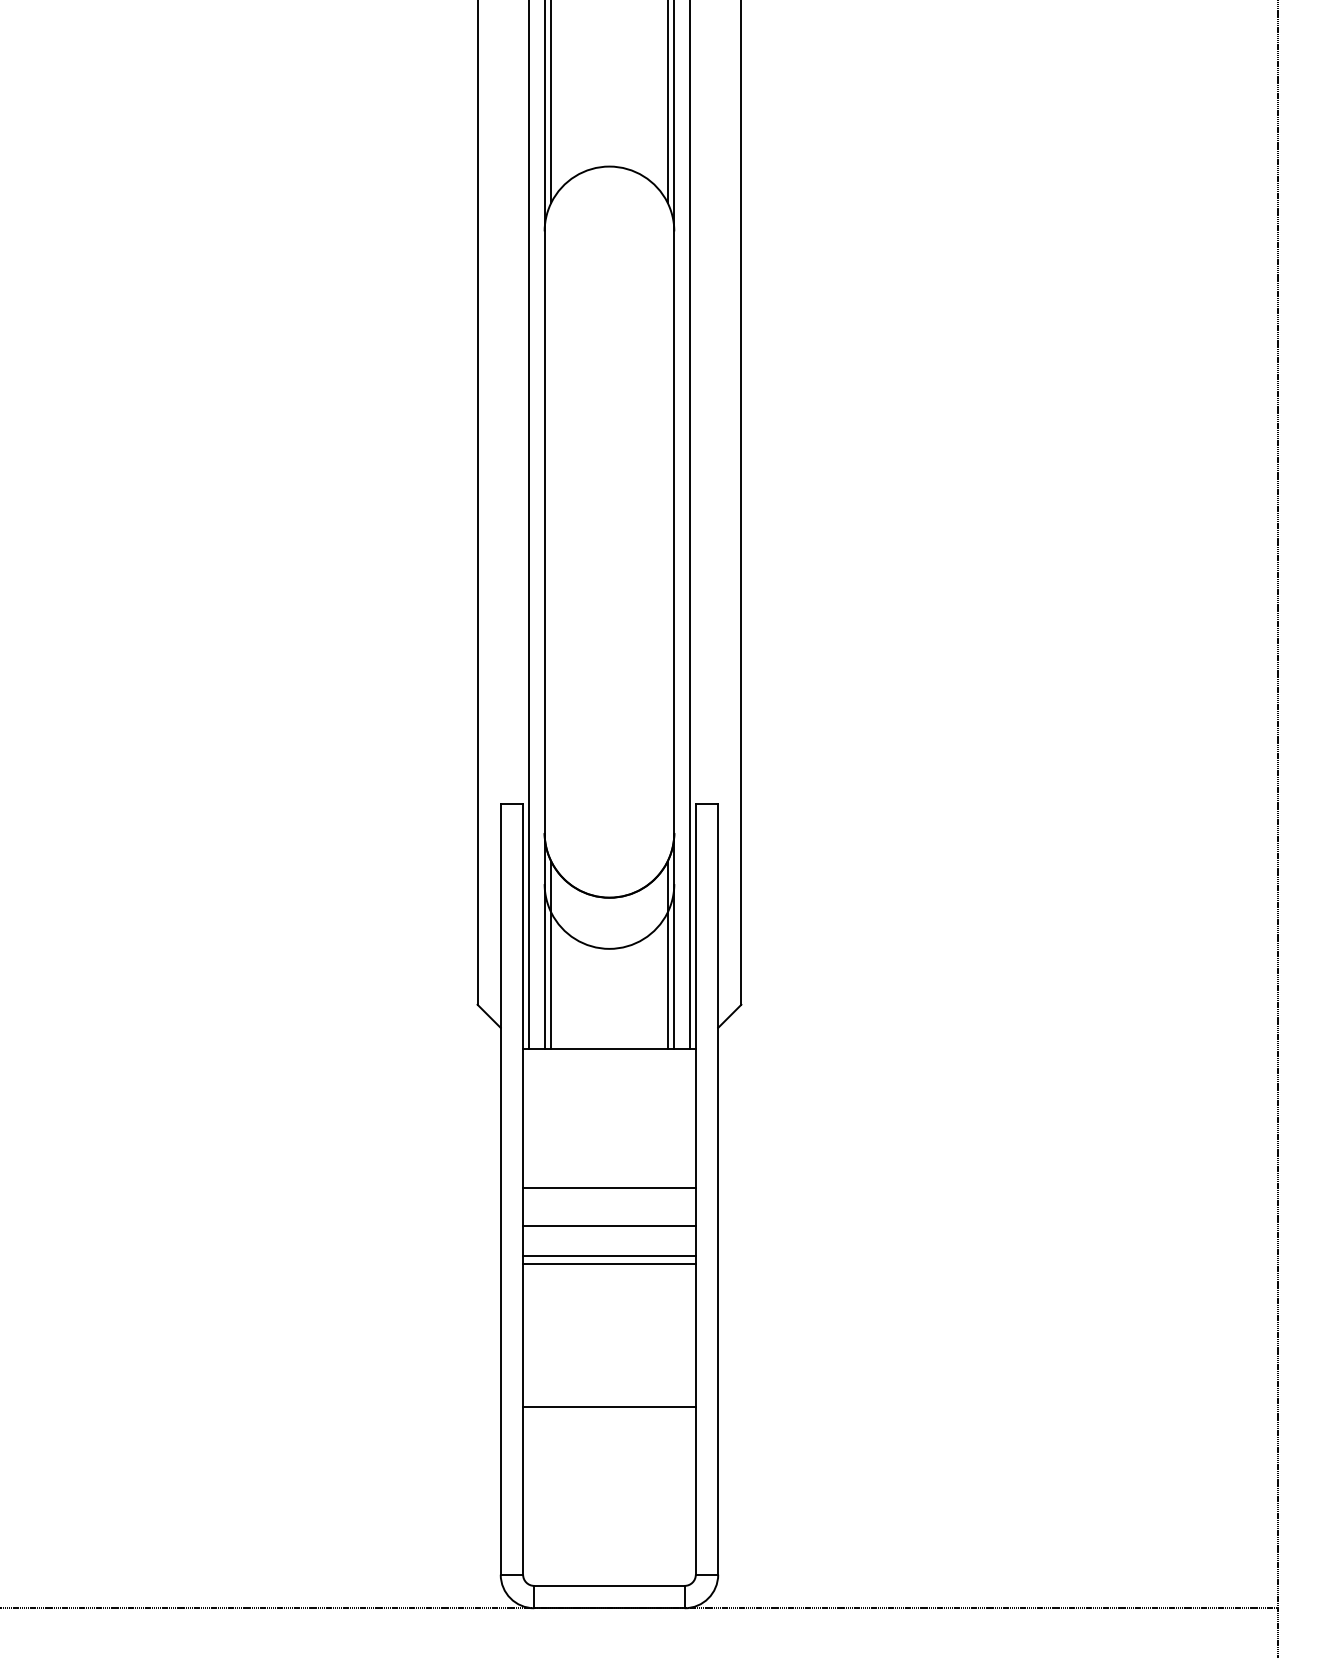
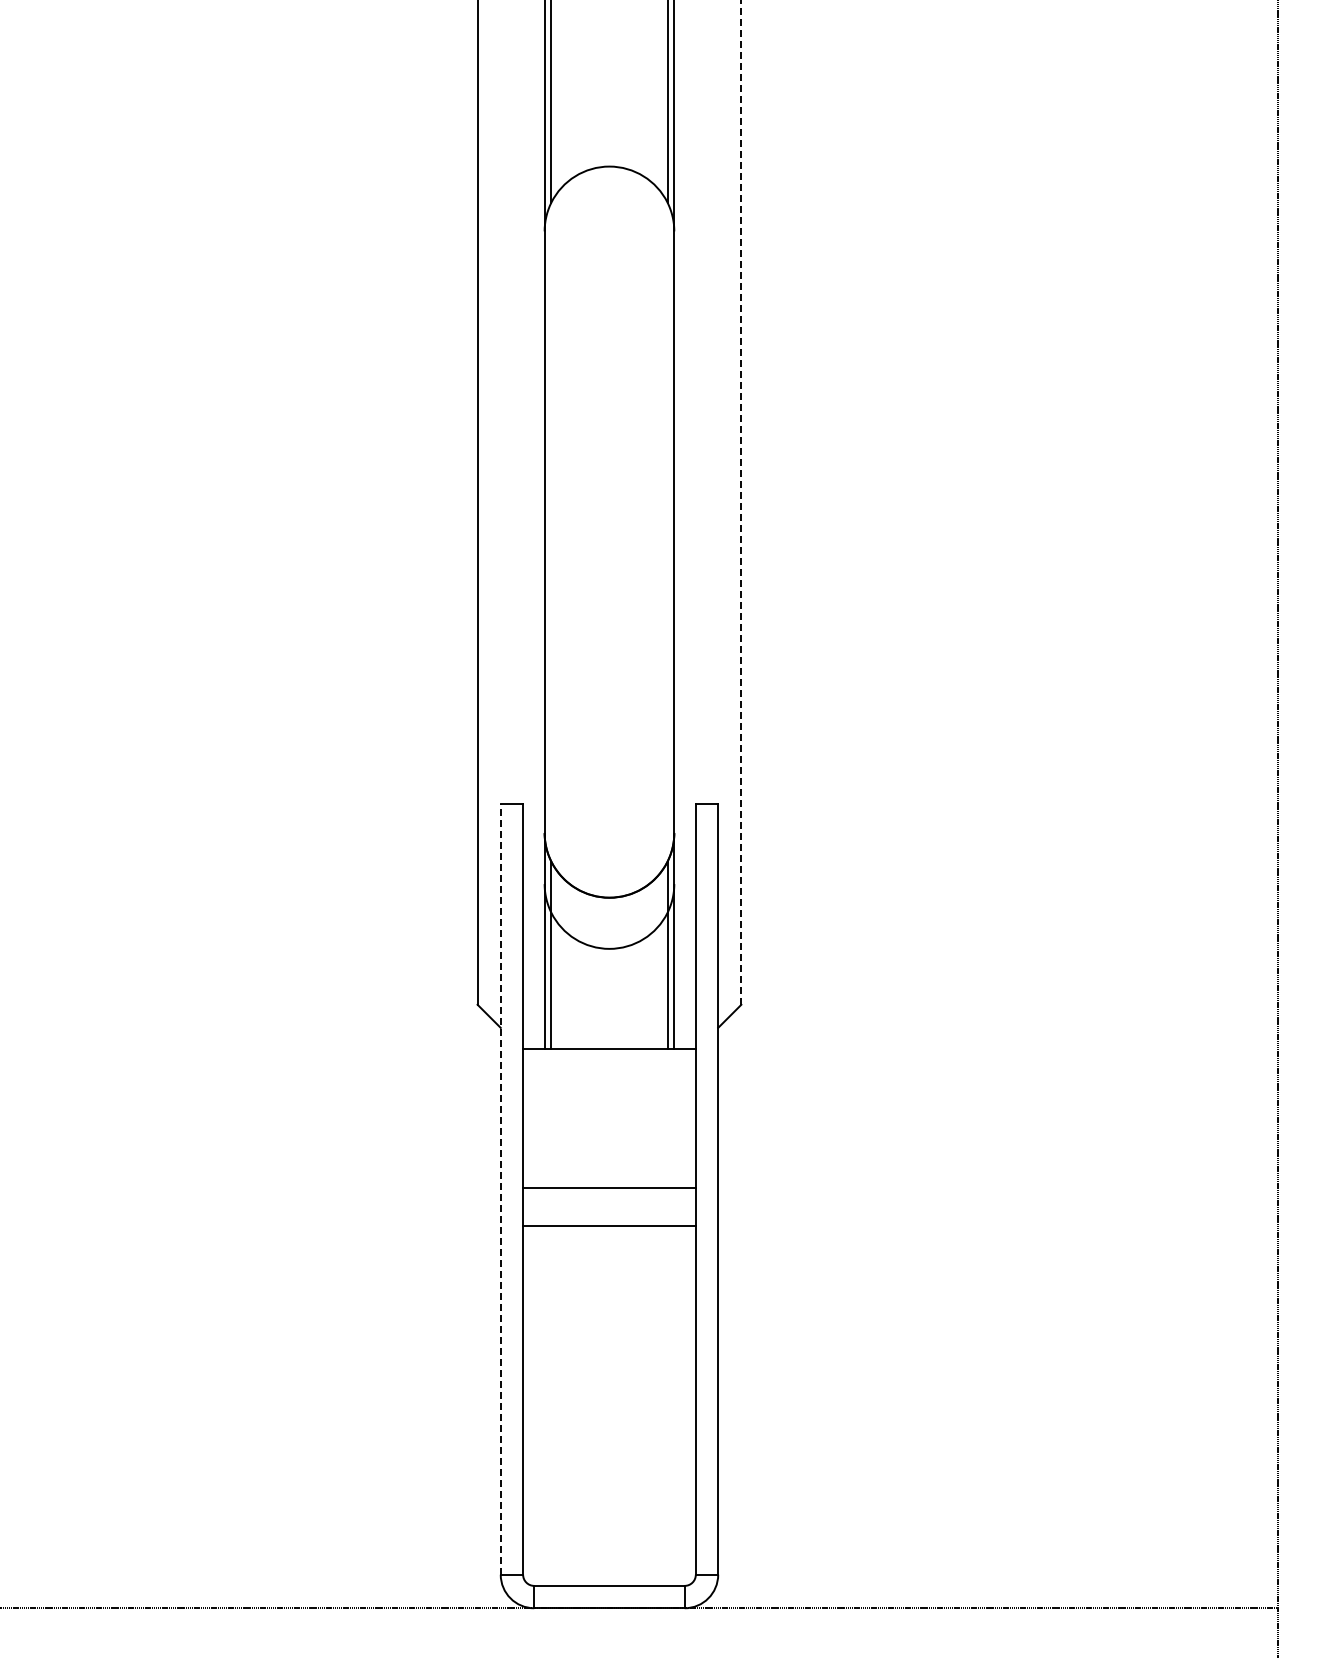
line: solid -> dashed (741, 502)
line: present -> none (529, 525)
line: present -> none (689, 525)
line: solid -> dashed (500, 1189)
line: present -> none (609, 1256)
line: present -> none (609, 1264)
line: present -> none (609, 1406)
